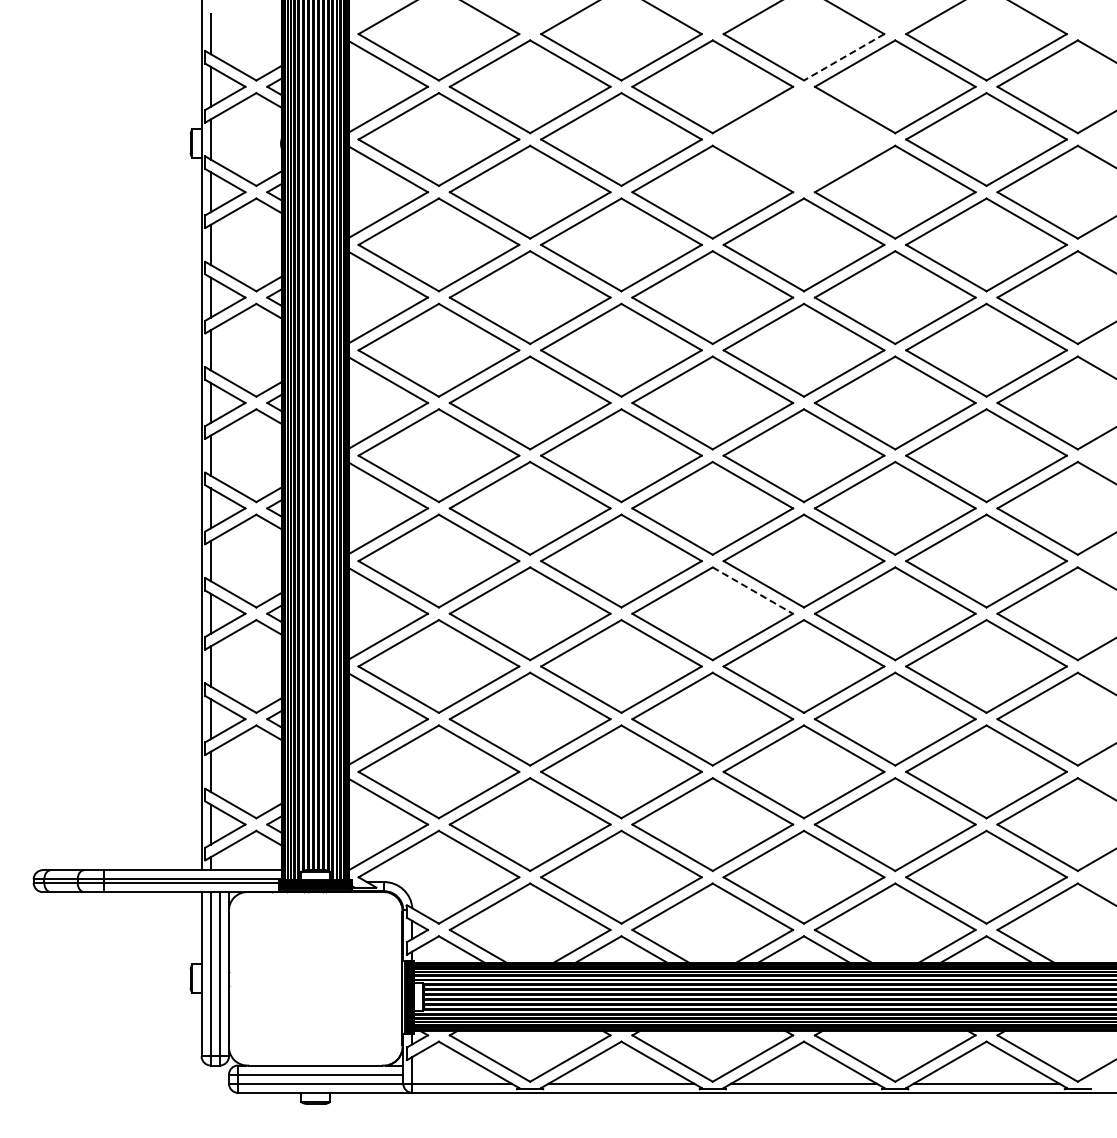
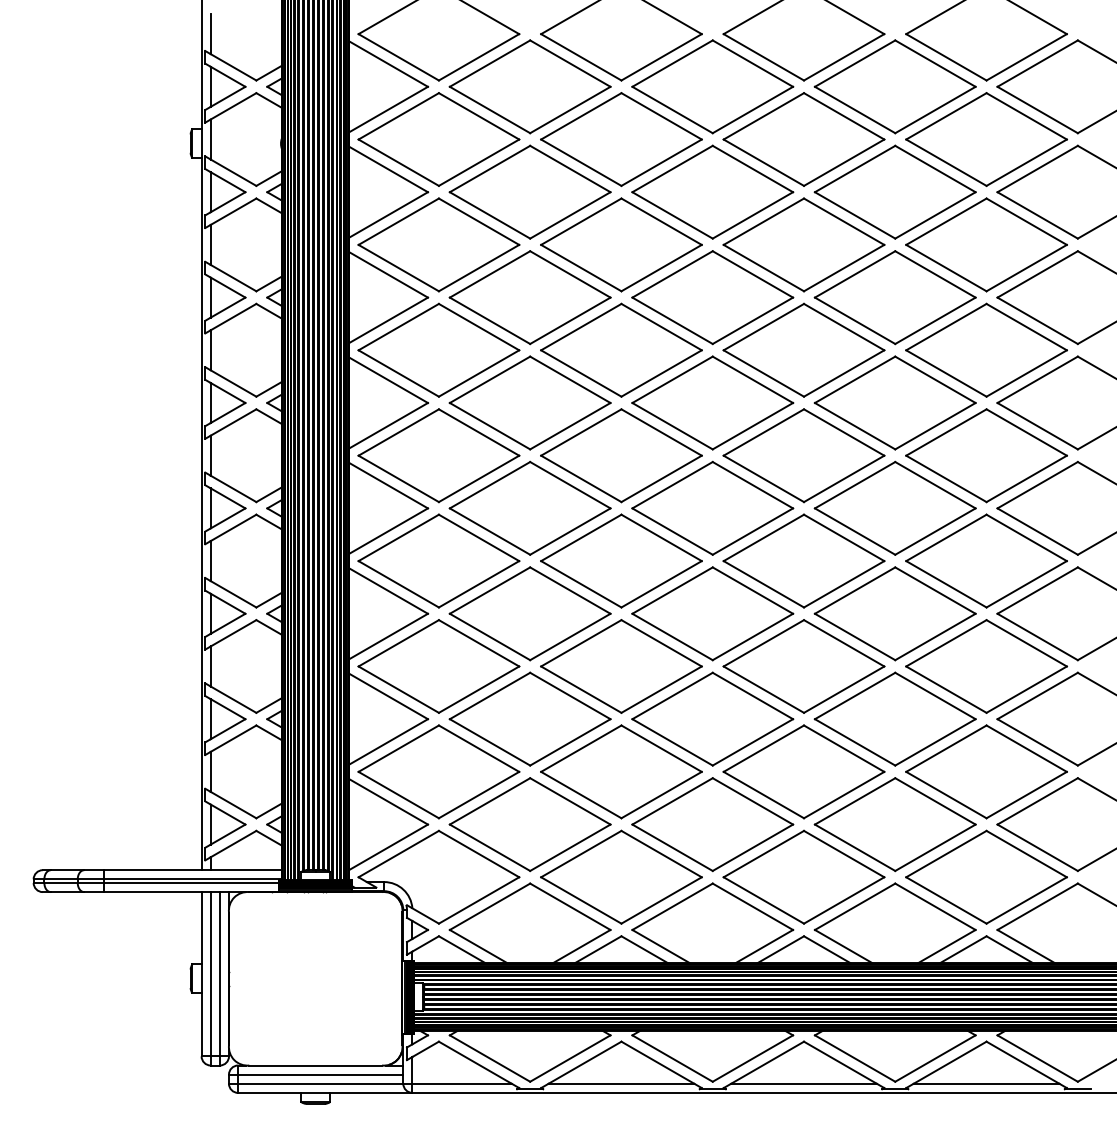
line: dashed -> solid (843, 57)
part: none -> present (803, 139)
line: dashed -> solid (753, 590)
